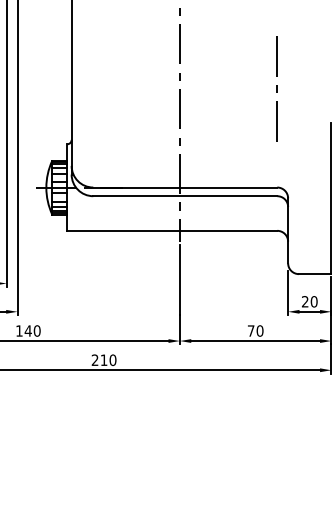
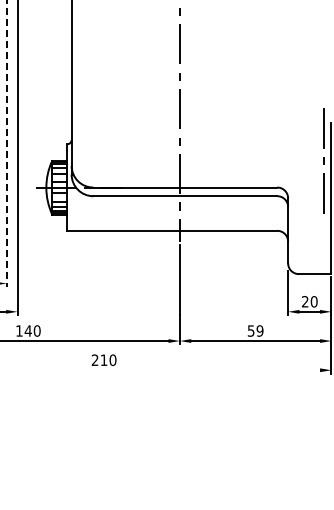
line position: (276, 88) -> (323, 160) (323, 160)
line: solid -> dashed (6, 144)
text: 70 -> 59 (255, 330)
line: present -> none (161, 370)
